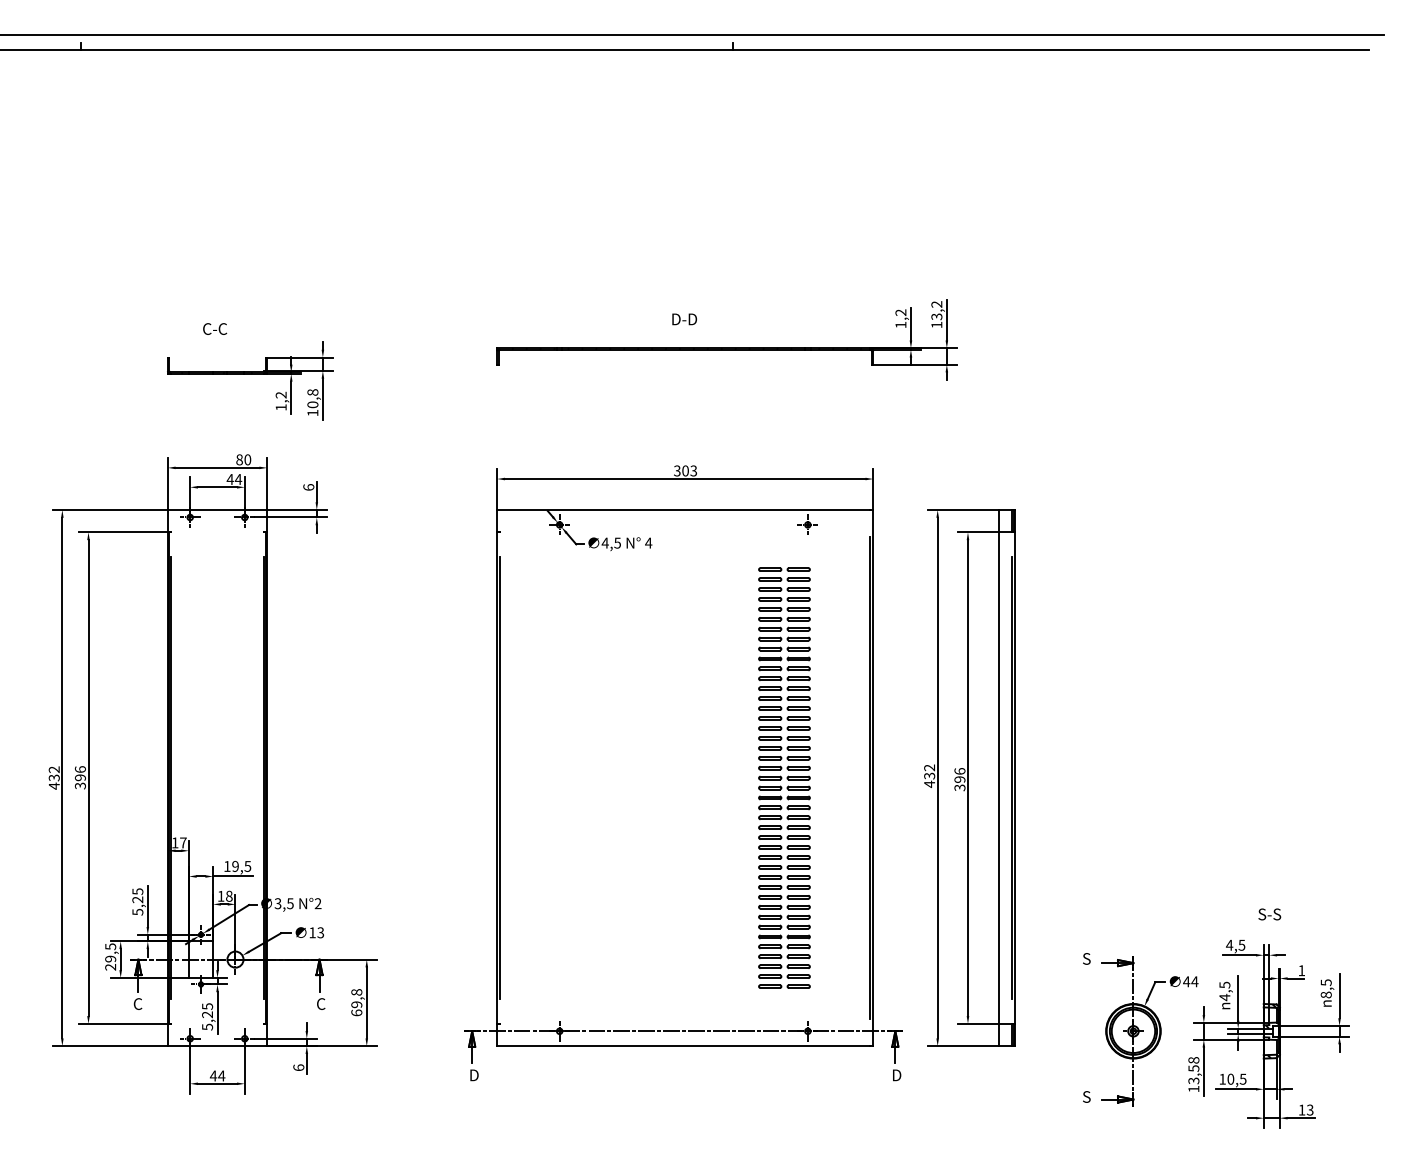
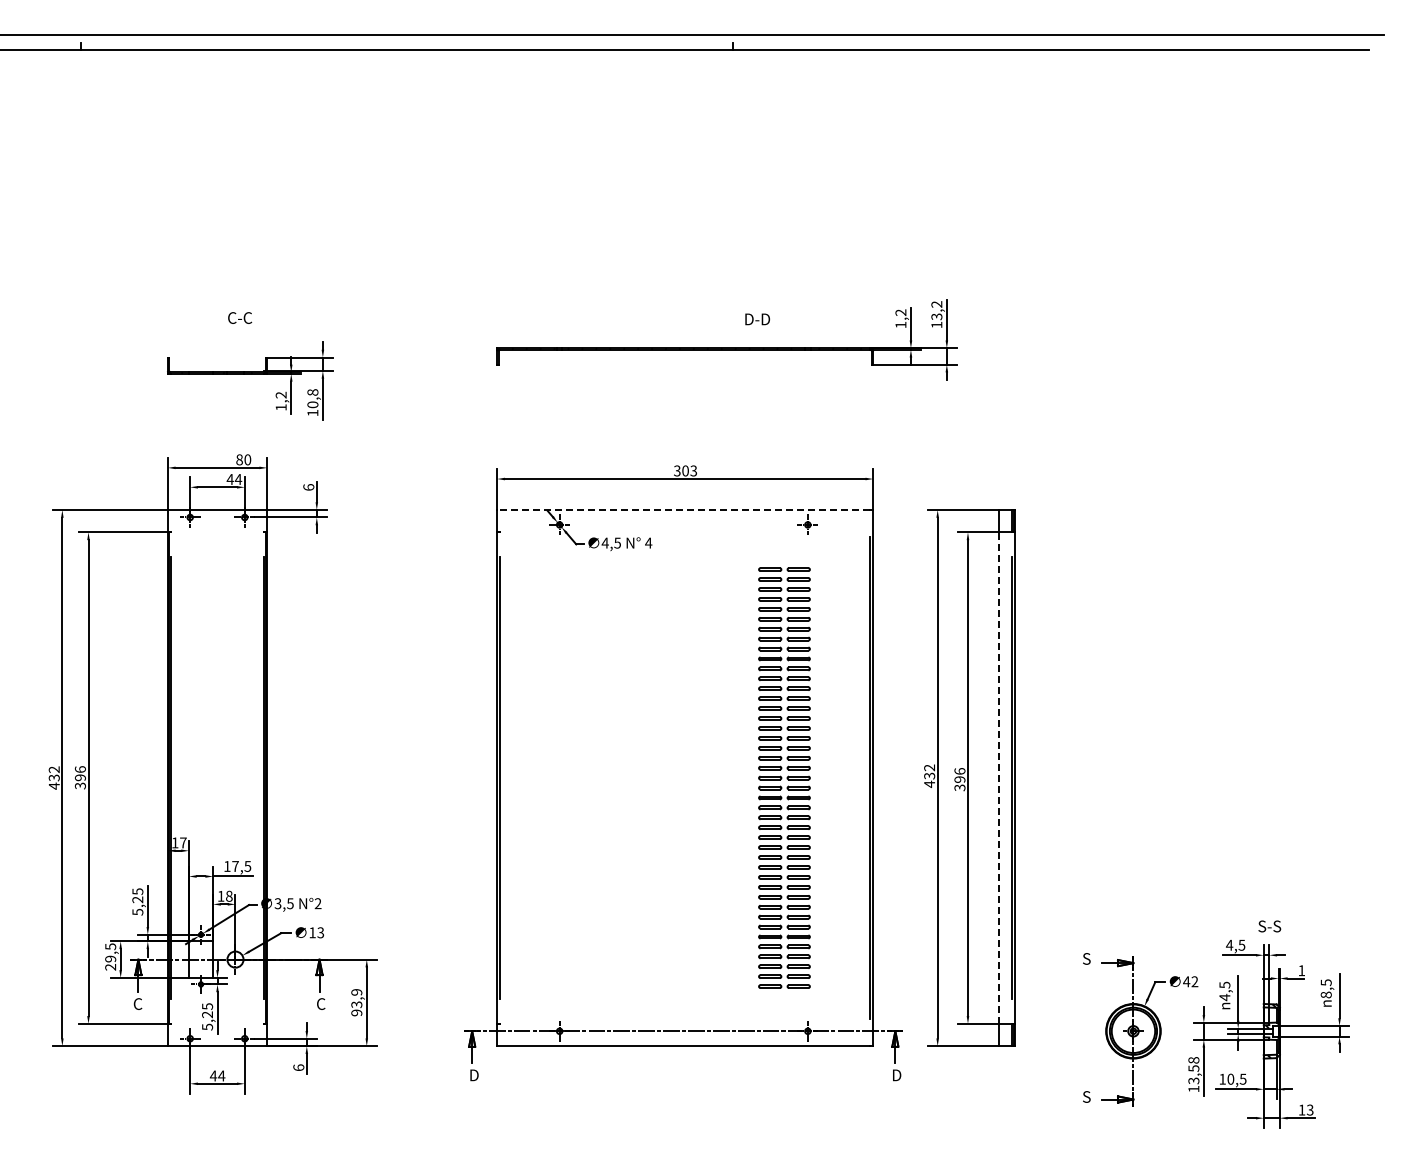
text position: (684, 319) -> (757, 319) (757, 319)
text position: (215, 328) -> (240, 317) (240, 317)
line: solid -> dashed (683, 510)
line: solid -> dashed (999, 778)
text: 19,5 -> 17,5 (235, 865)
text position: (1269, 914) -> (1269, 926) (1269, 926)
text: 44 -> 42 (1194, 981)
text: 69,8 -> 93,9 (356, 1002)
